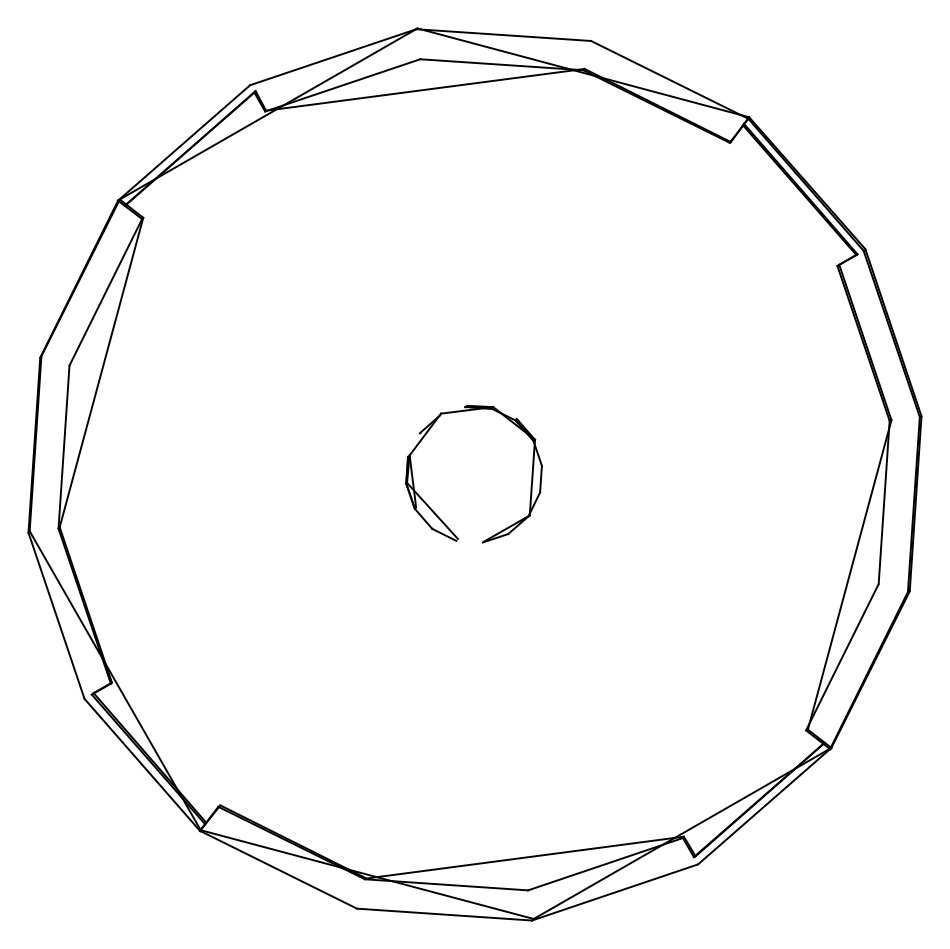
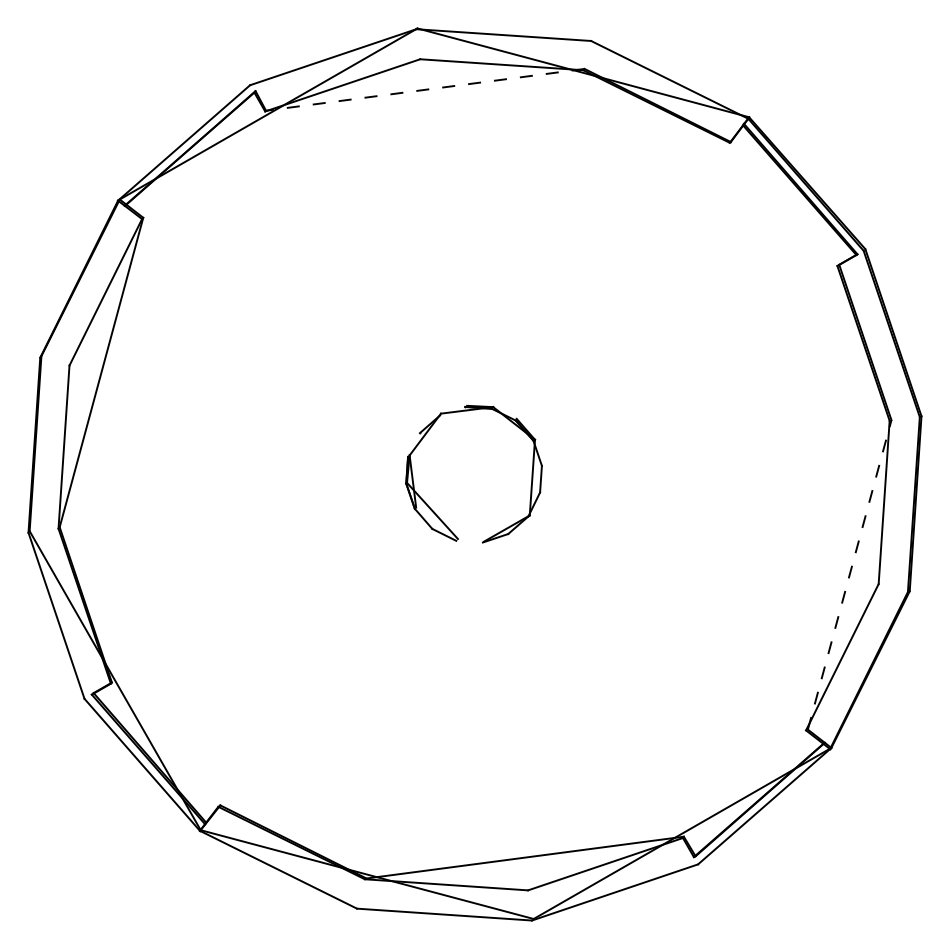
line: solid -> dashed (425, 89)
line: solid -> dashed (849, 574)
